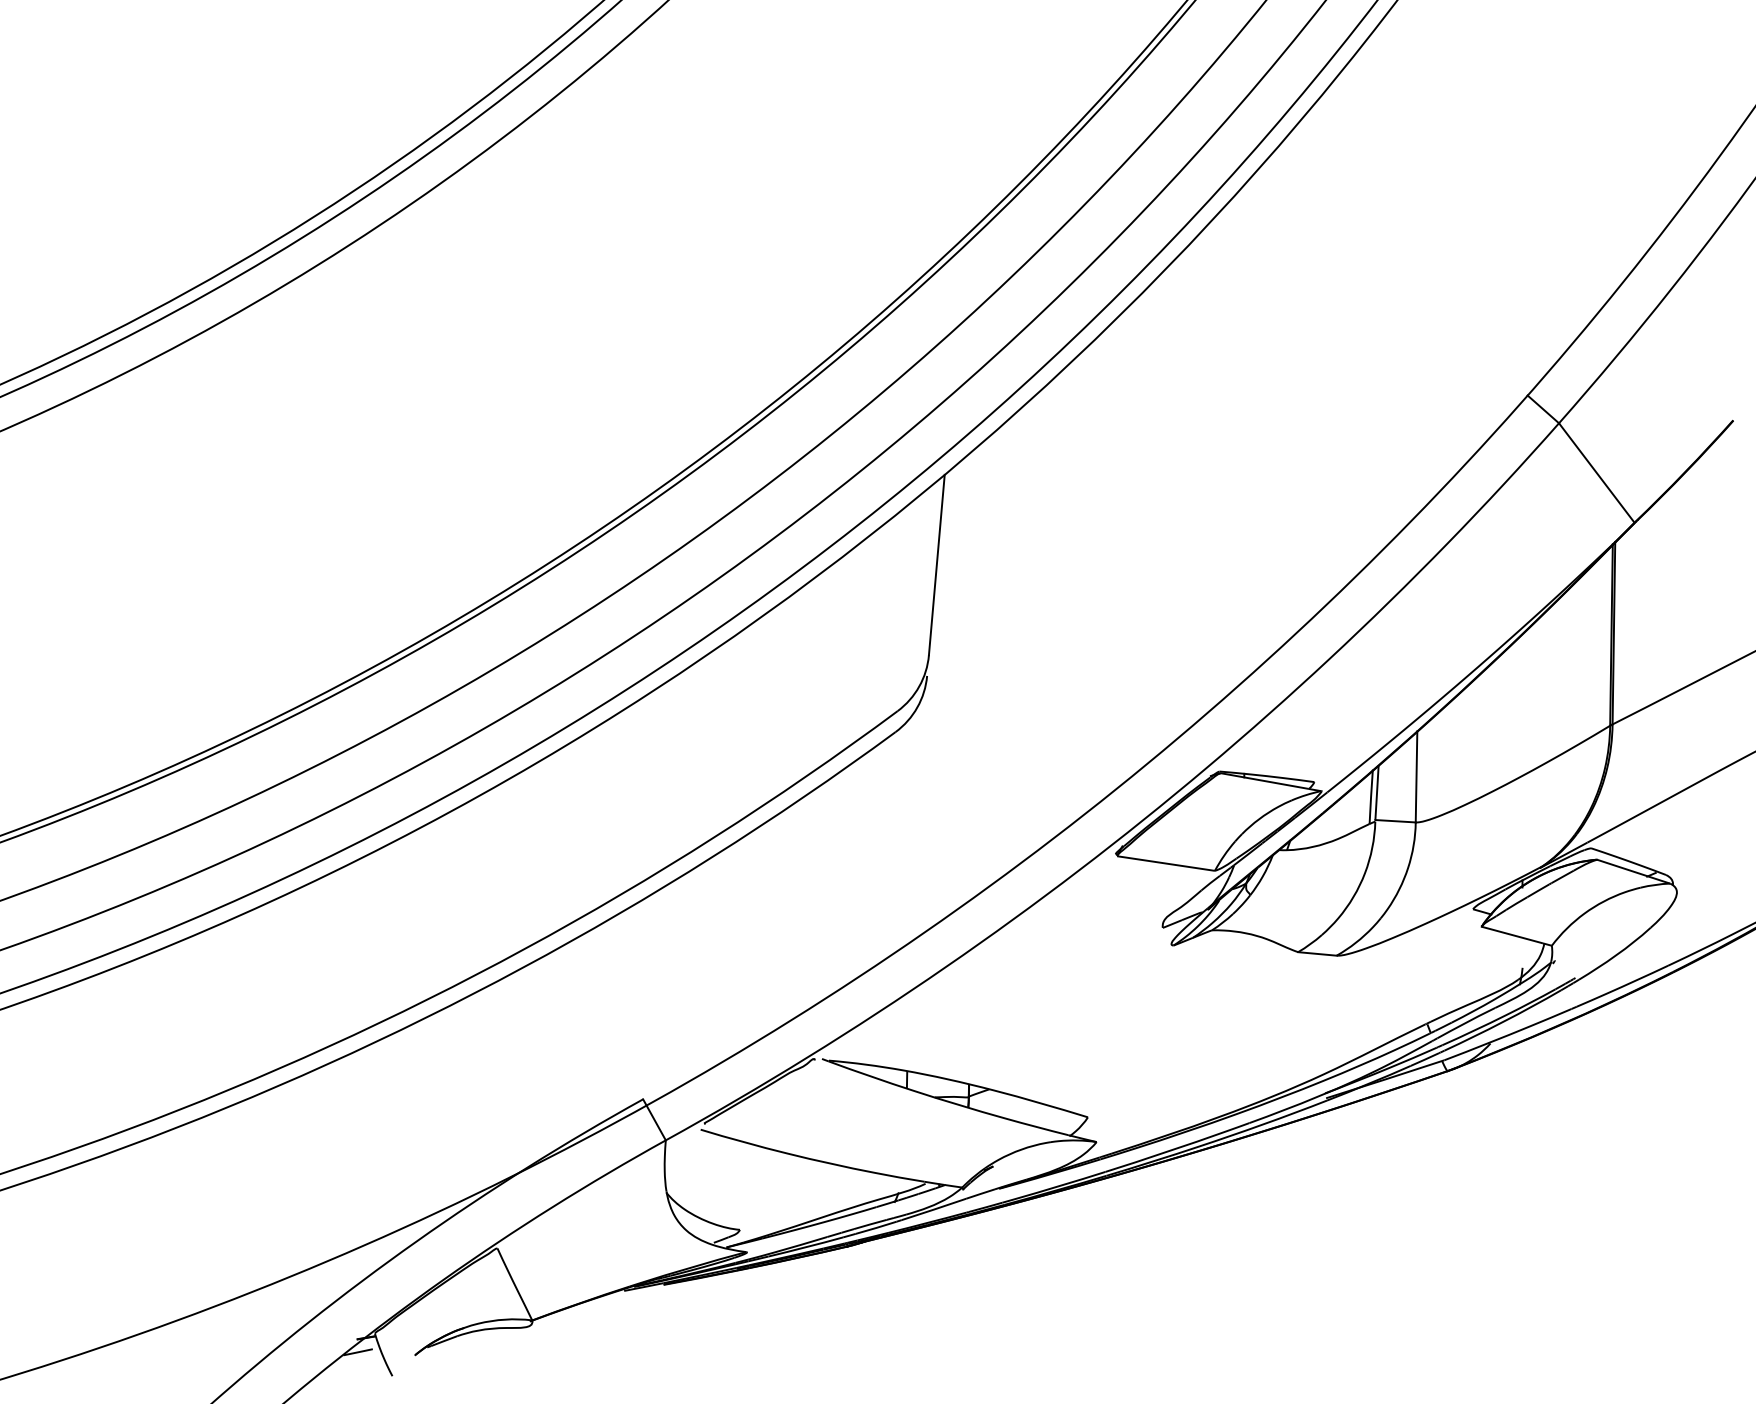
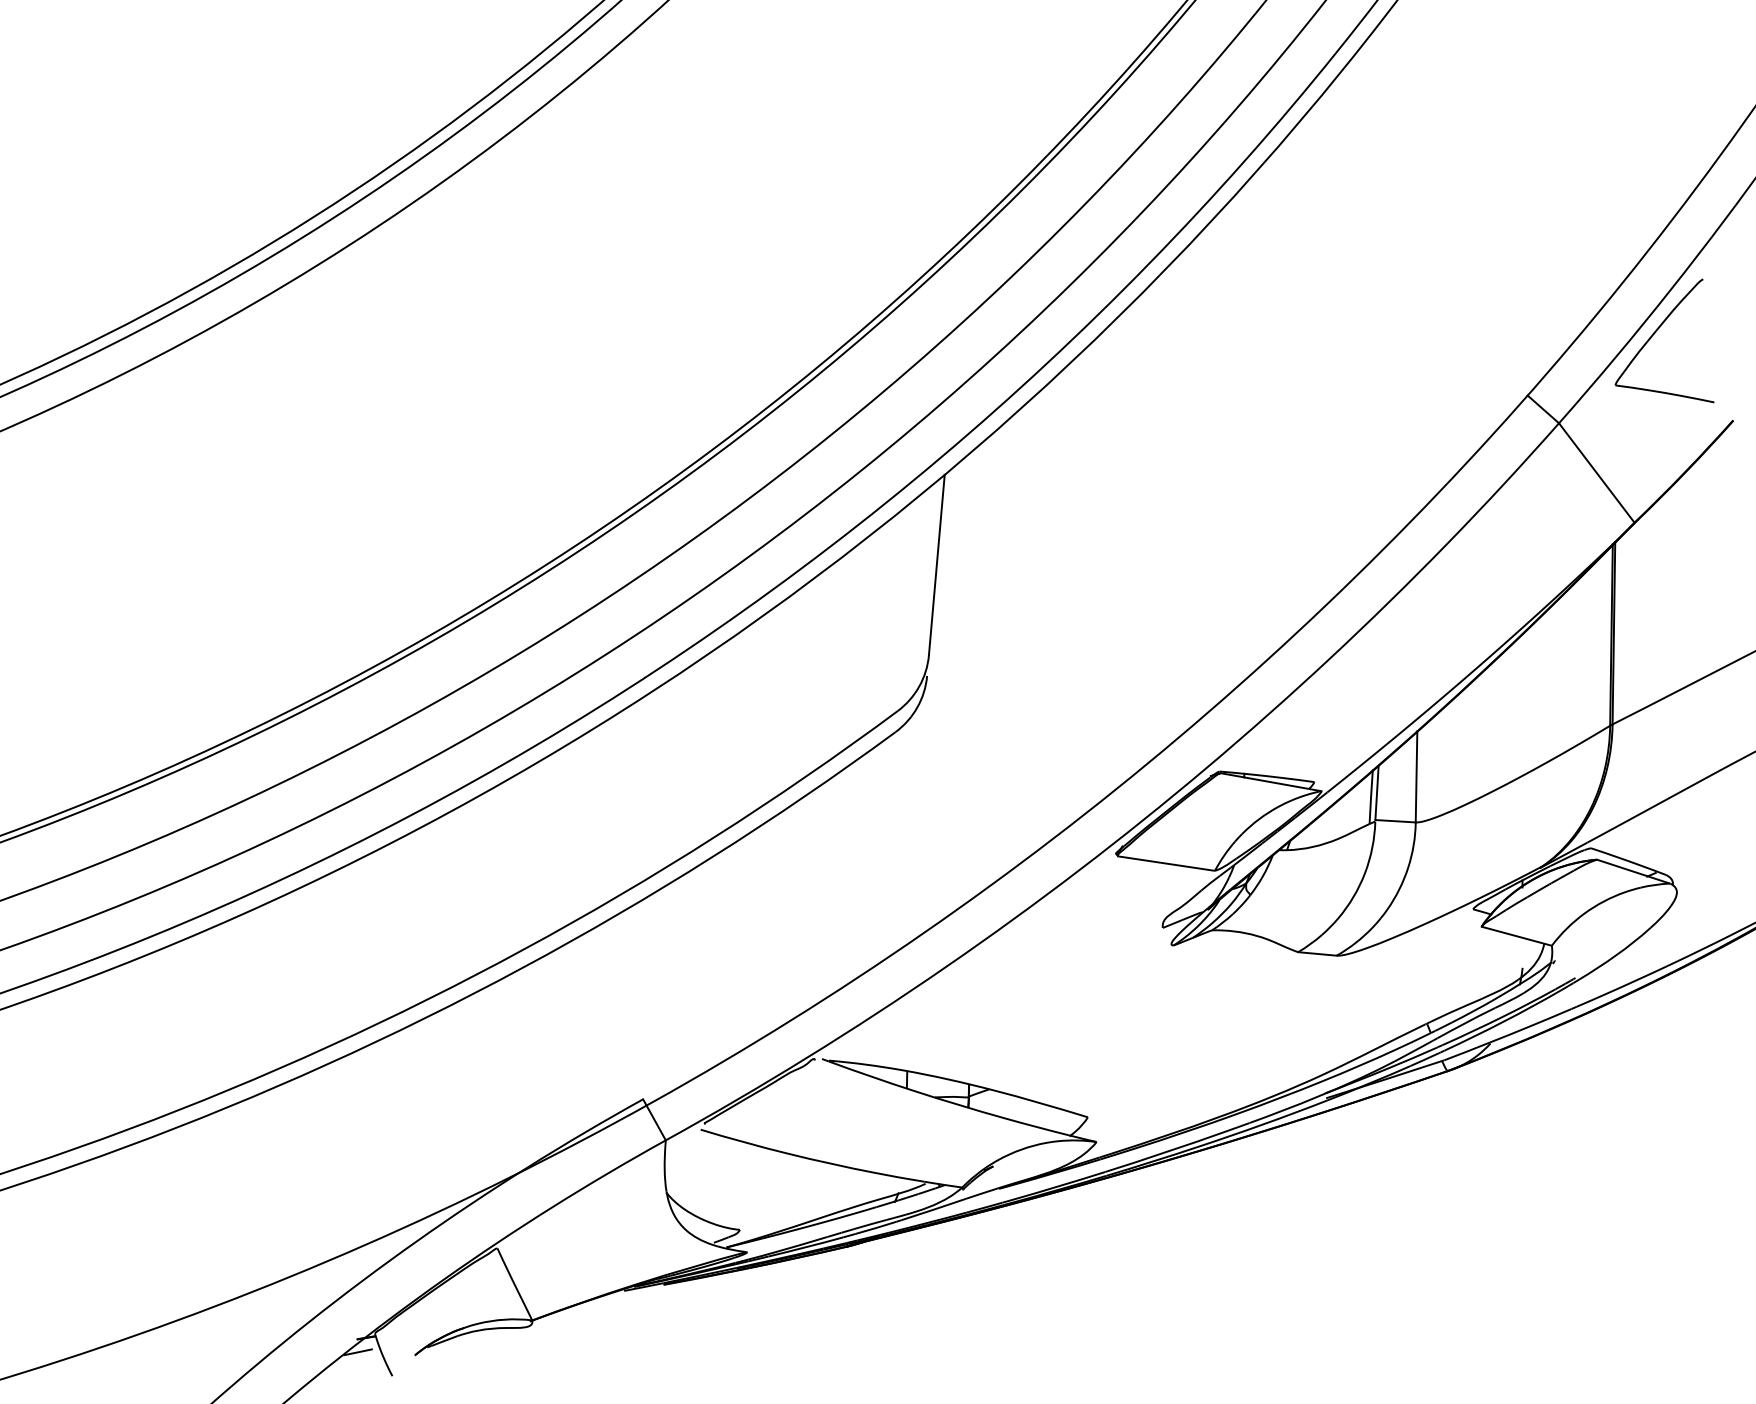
part: none -> present (1656, 332)
